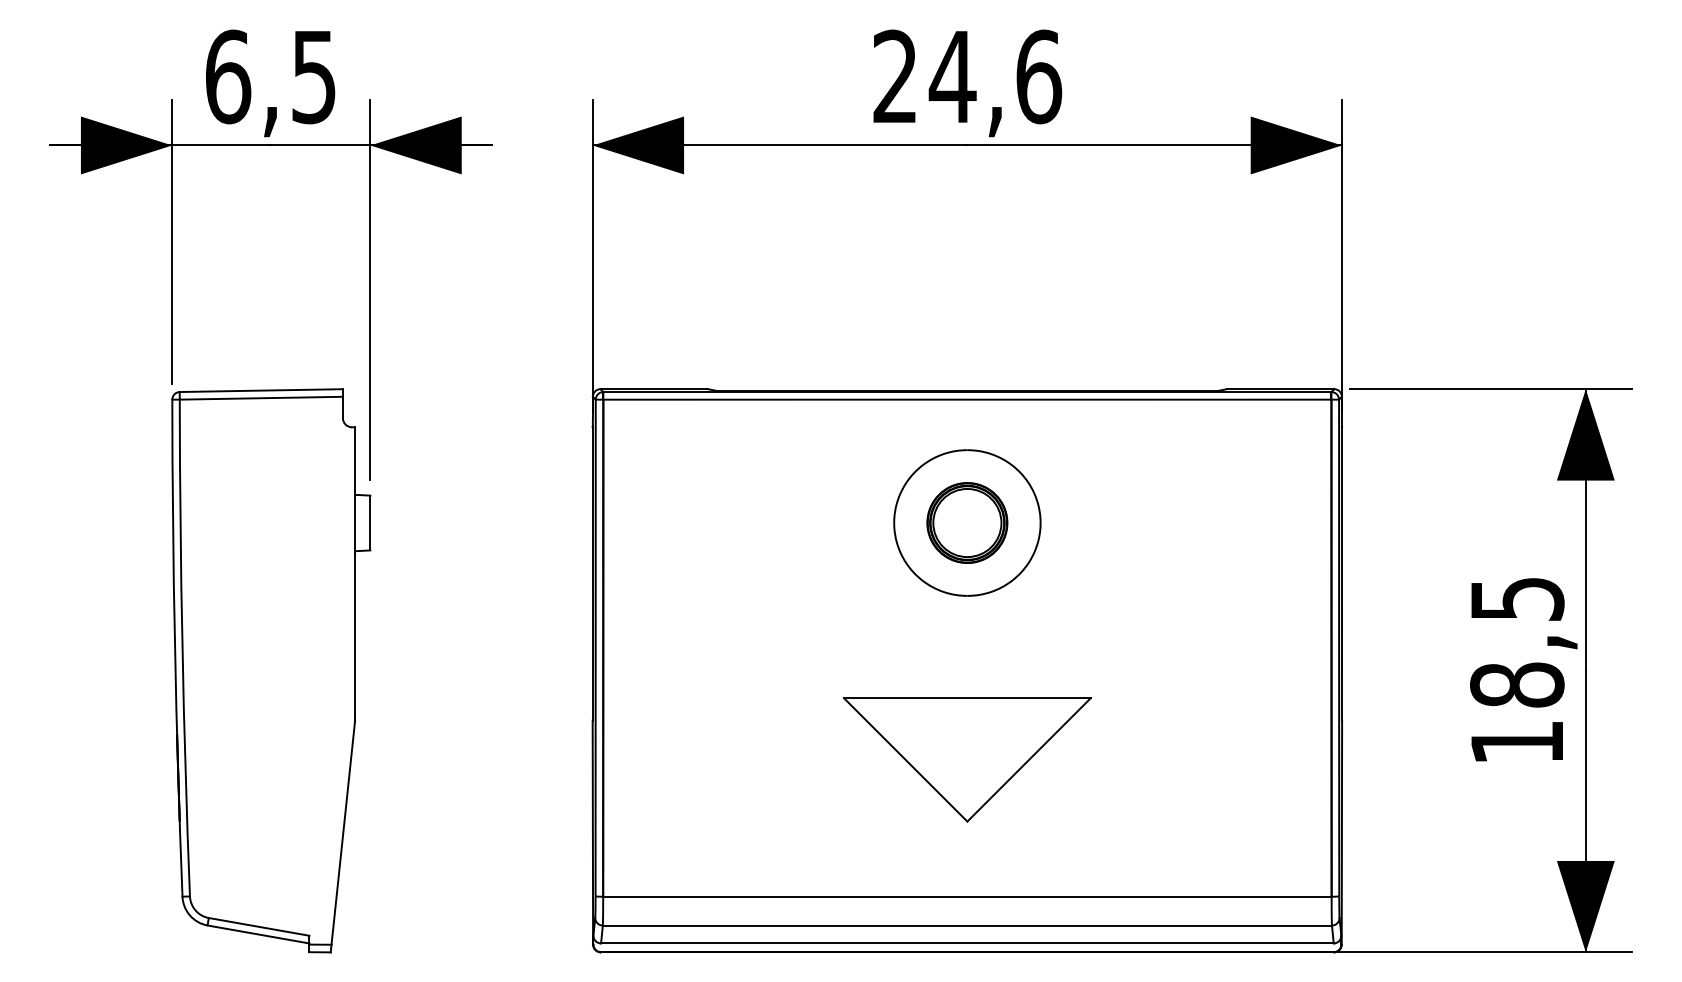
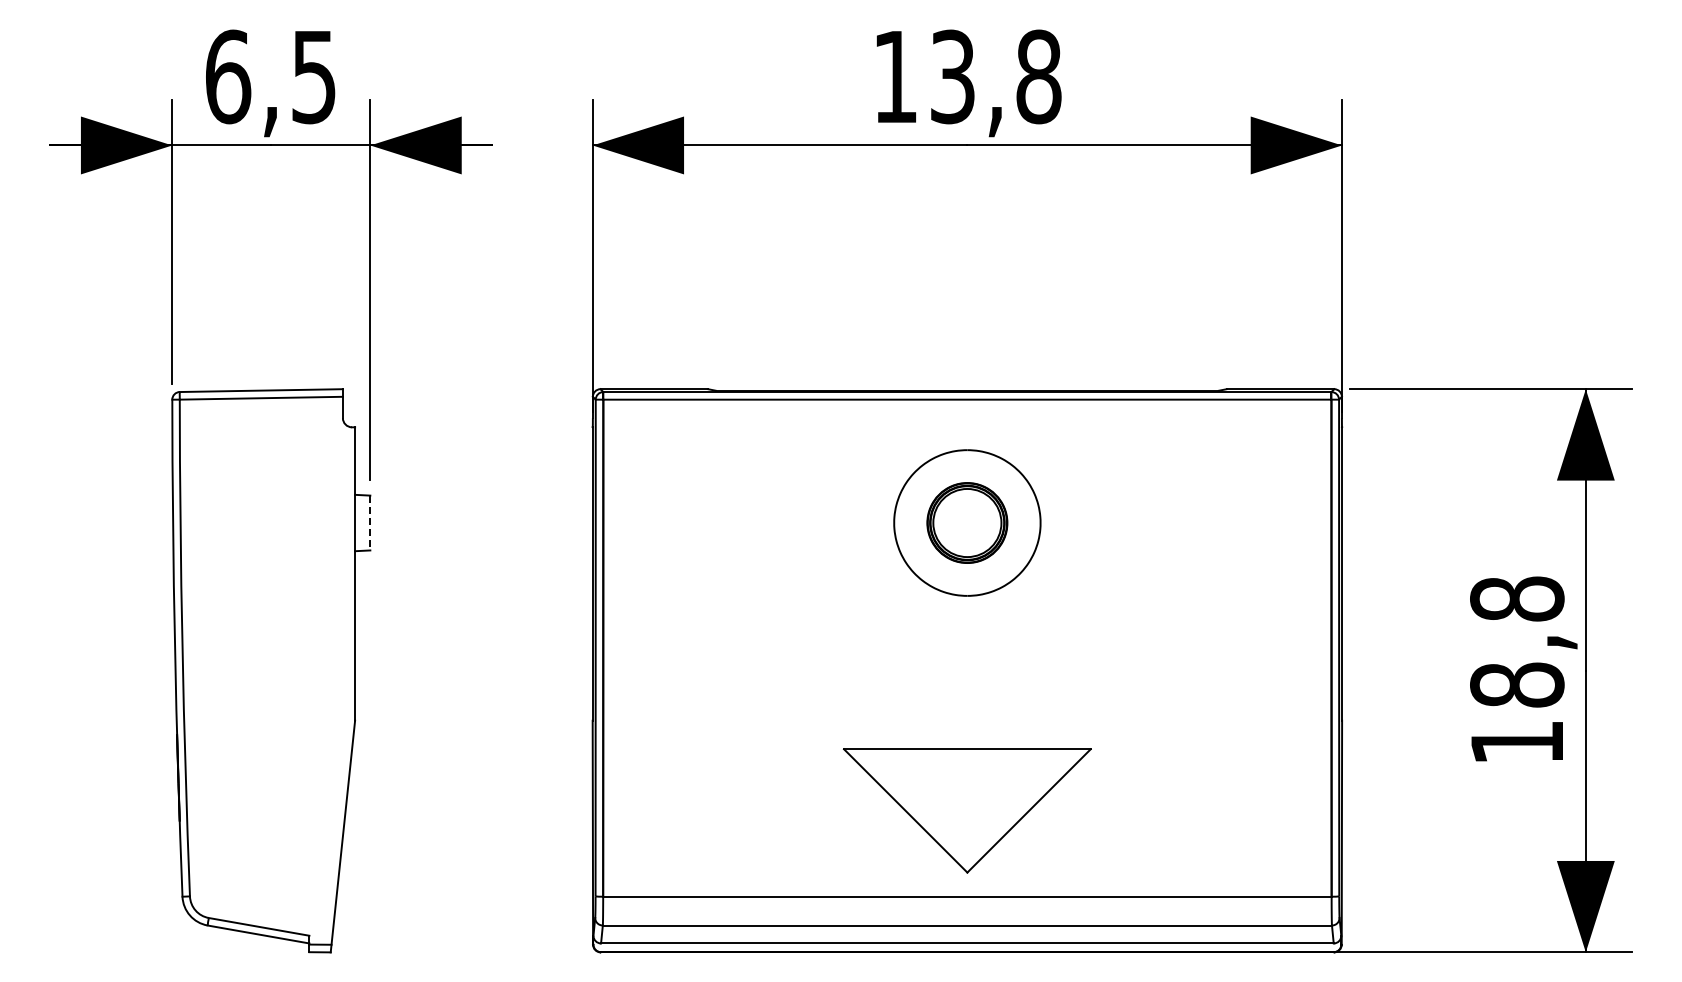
text: 24,6 -> 13,8 (967, 76)
line: solid -> dashed (370, 523)
text: 18,5 -> 18,8 (1517, 598)
part position: (967, 759) -> (967, 810) (967, 810)
